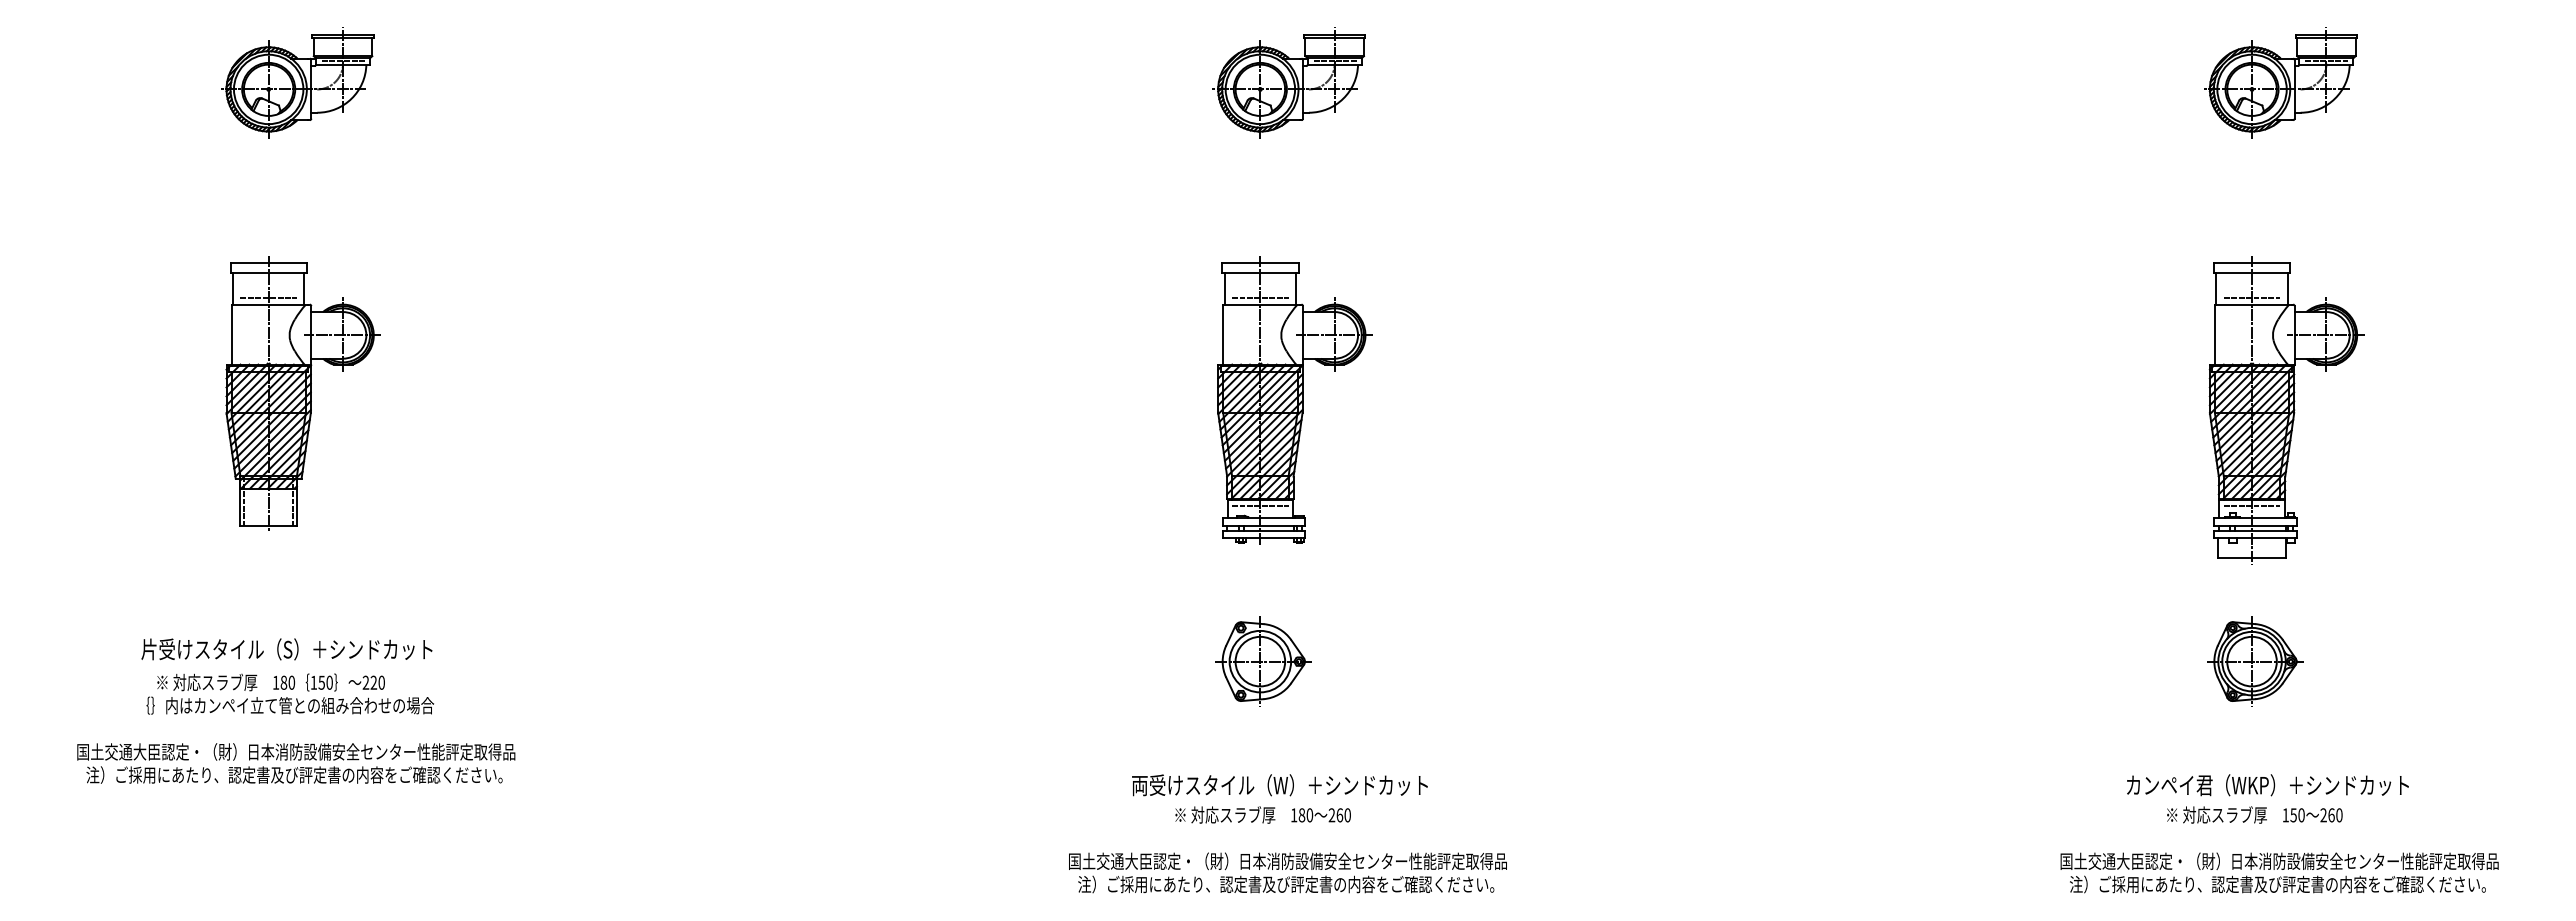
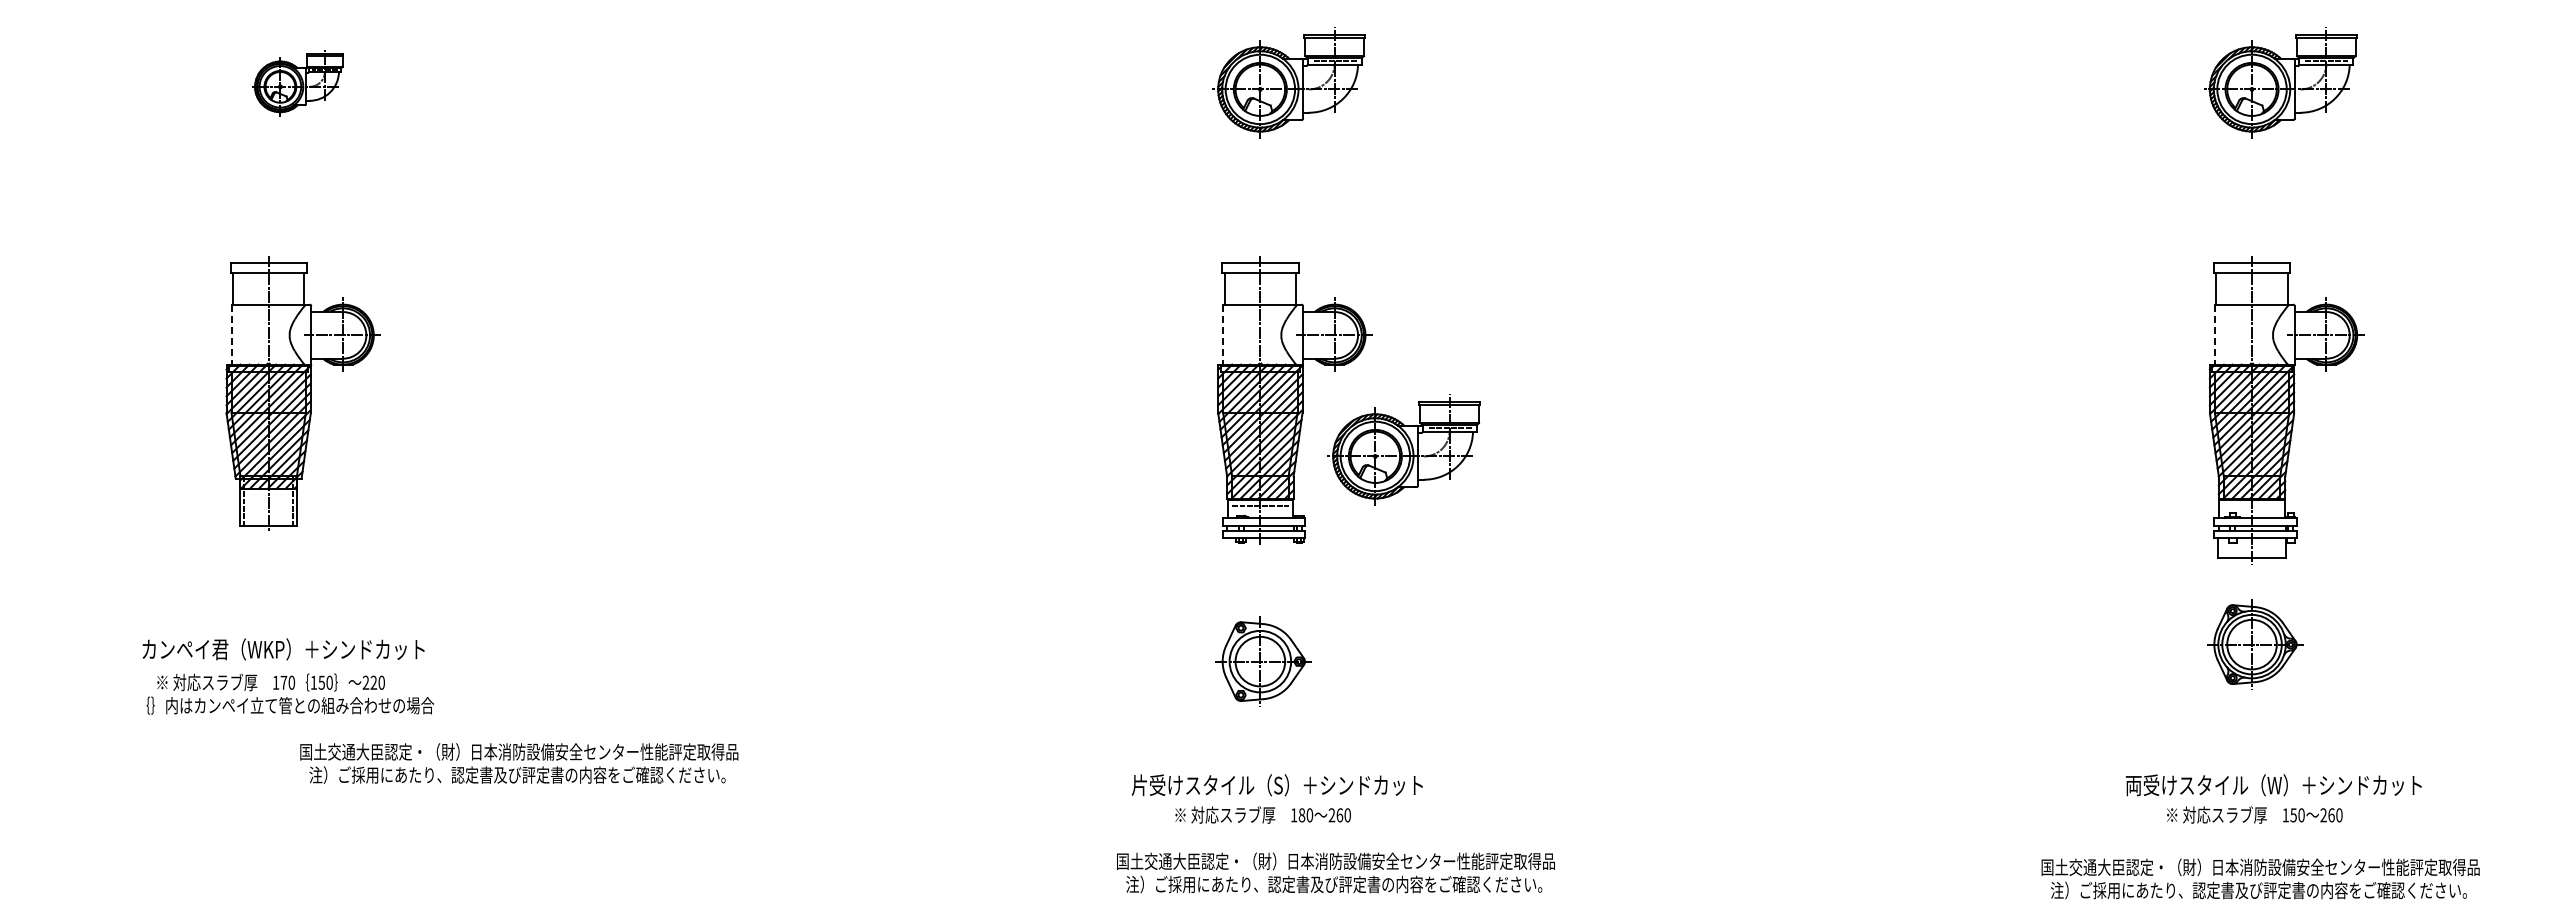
part size: 154x112 px -> 92x67 px (297, 83)
line: present -> none (268, 297)
line: present -> none (1260, 297)
line: present -> none (2251, 297)
line: solid -> dashed (231, 335)
line: solid -> dashed (1223, 335)
line: solid -> dashed (2214, 335)
part: none -> present (1403, 449)
line: present -> none (2251, 505)
text: 片受けスタイル（S）＋シンドカット -> カンペイ君（WKP）＋シンドカット (286, 649)
part position: (2255, 661) -> (2255, 644) (2255, 644)
text: 180 -> 170 (283, 682)
text position: (296, 763) -> (519, 763) (519, 763)
text: 両受けスタイル（W）＋シンドカット -> 片受けスタイル（S）＋シンドカット (1279, 785)
text: カンペイ君（WKP）＋シンドカット -> 両受けスタイル（W）＋シンドカット (2273, 785)
text position: (1287, 872) -> (1335, 872) (1335, 872)
text position: (2279, 872) -> (2260, 878) (2260, 878)
